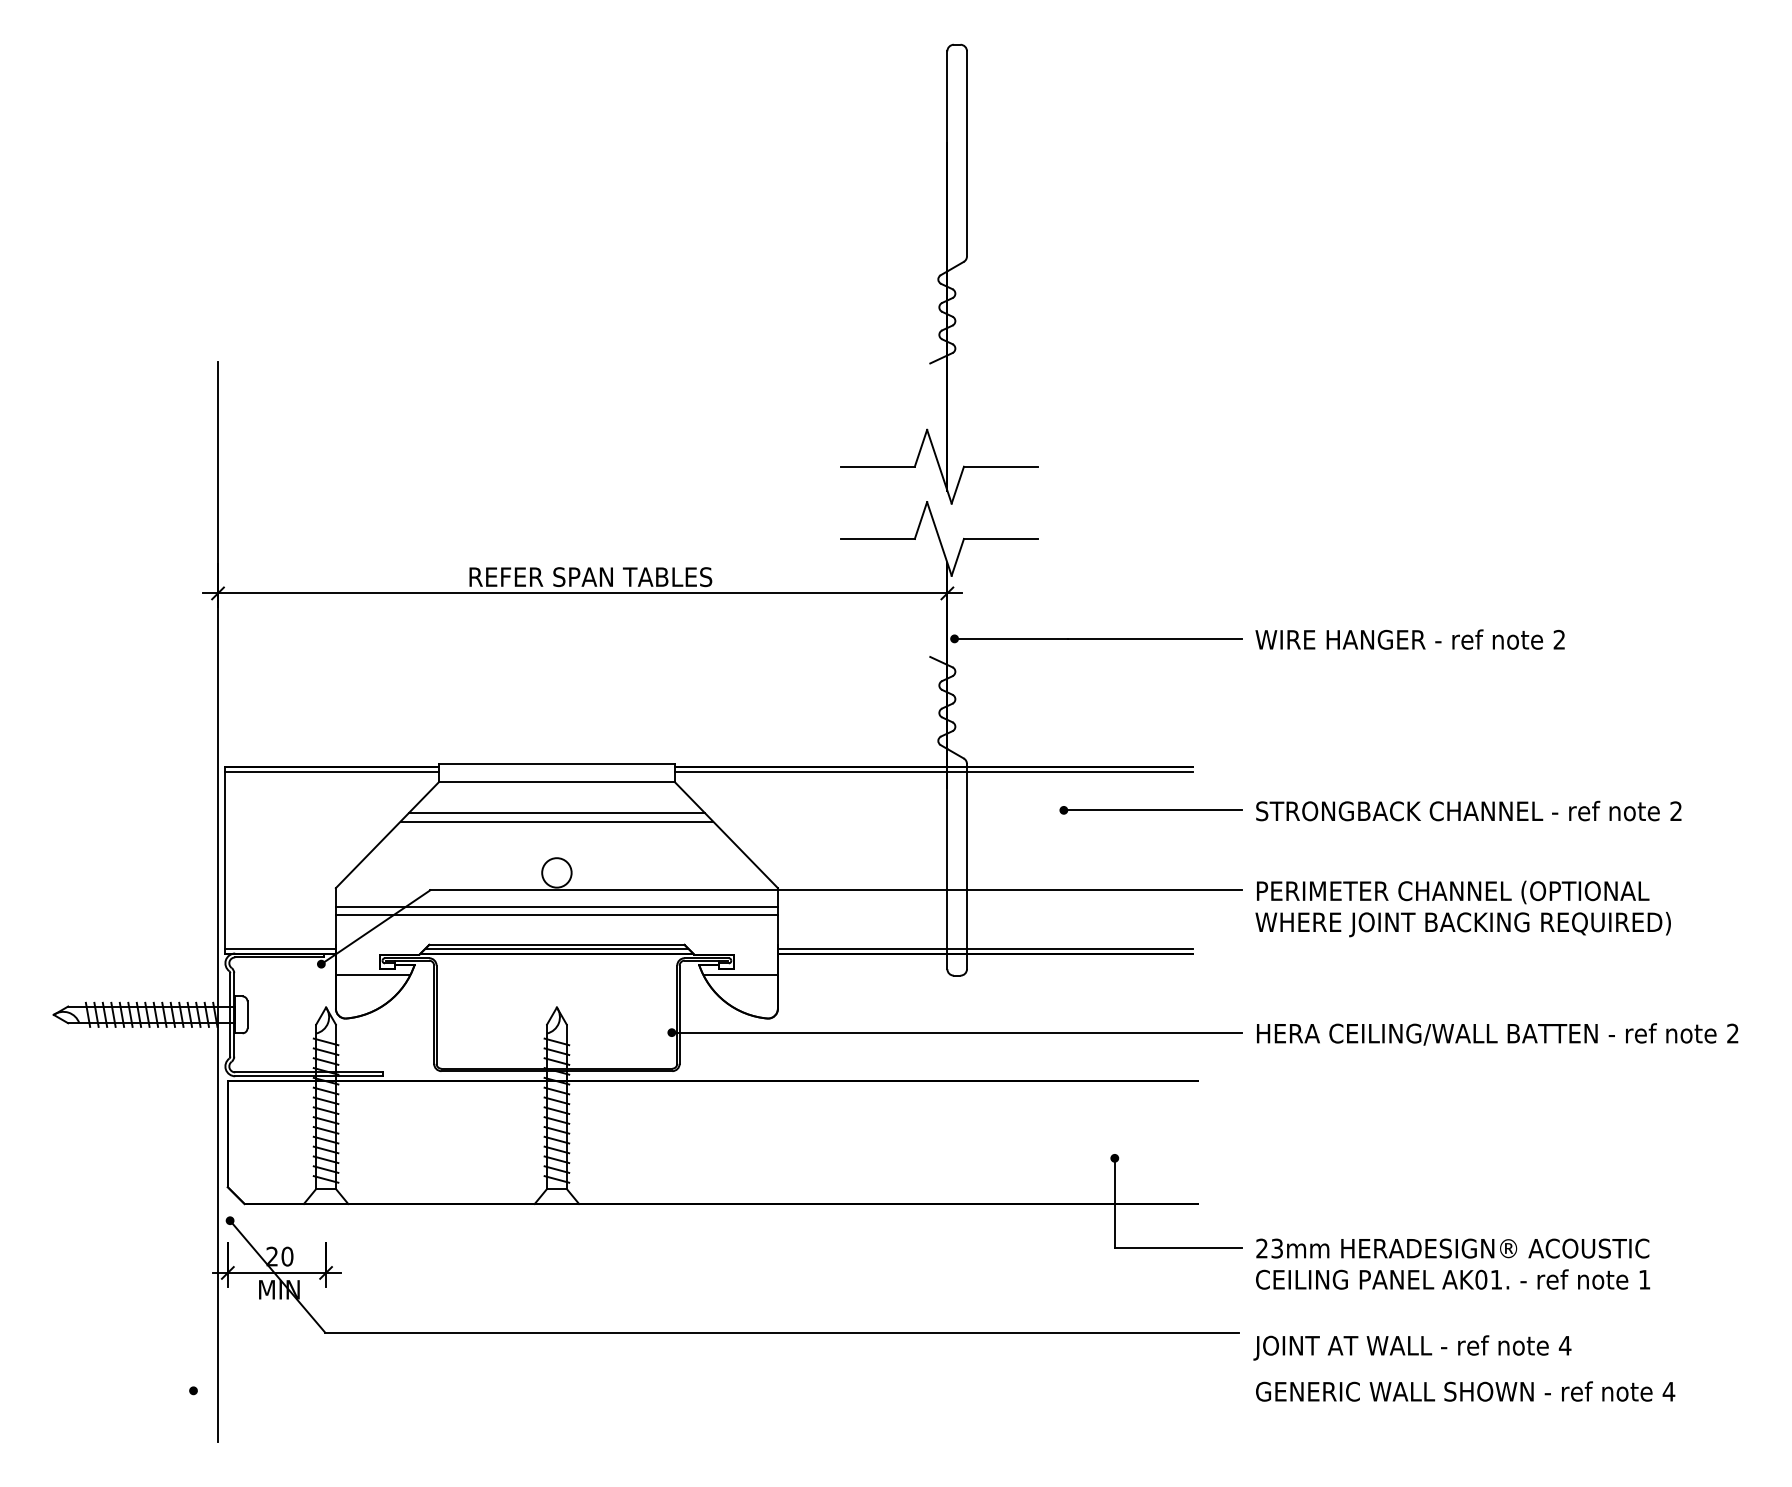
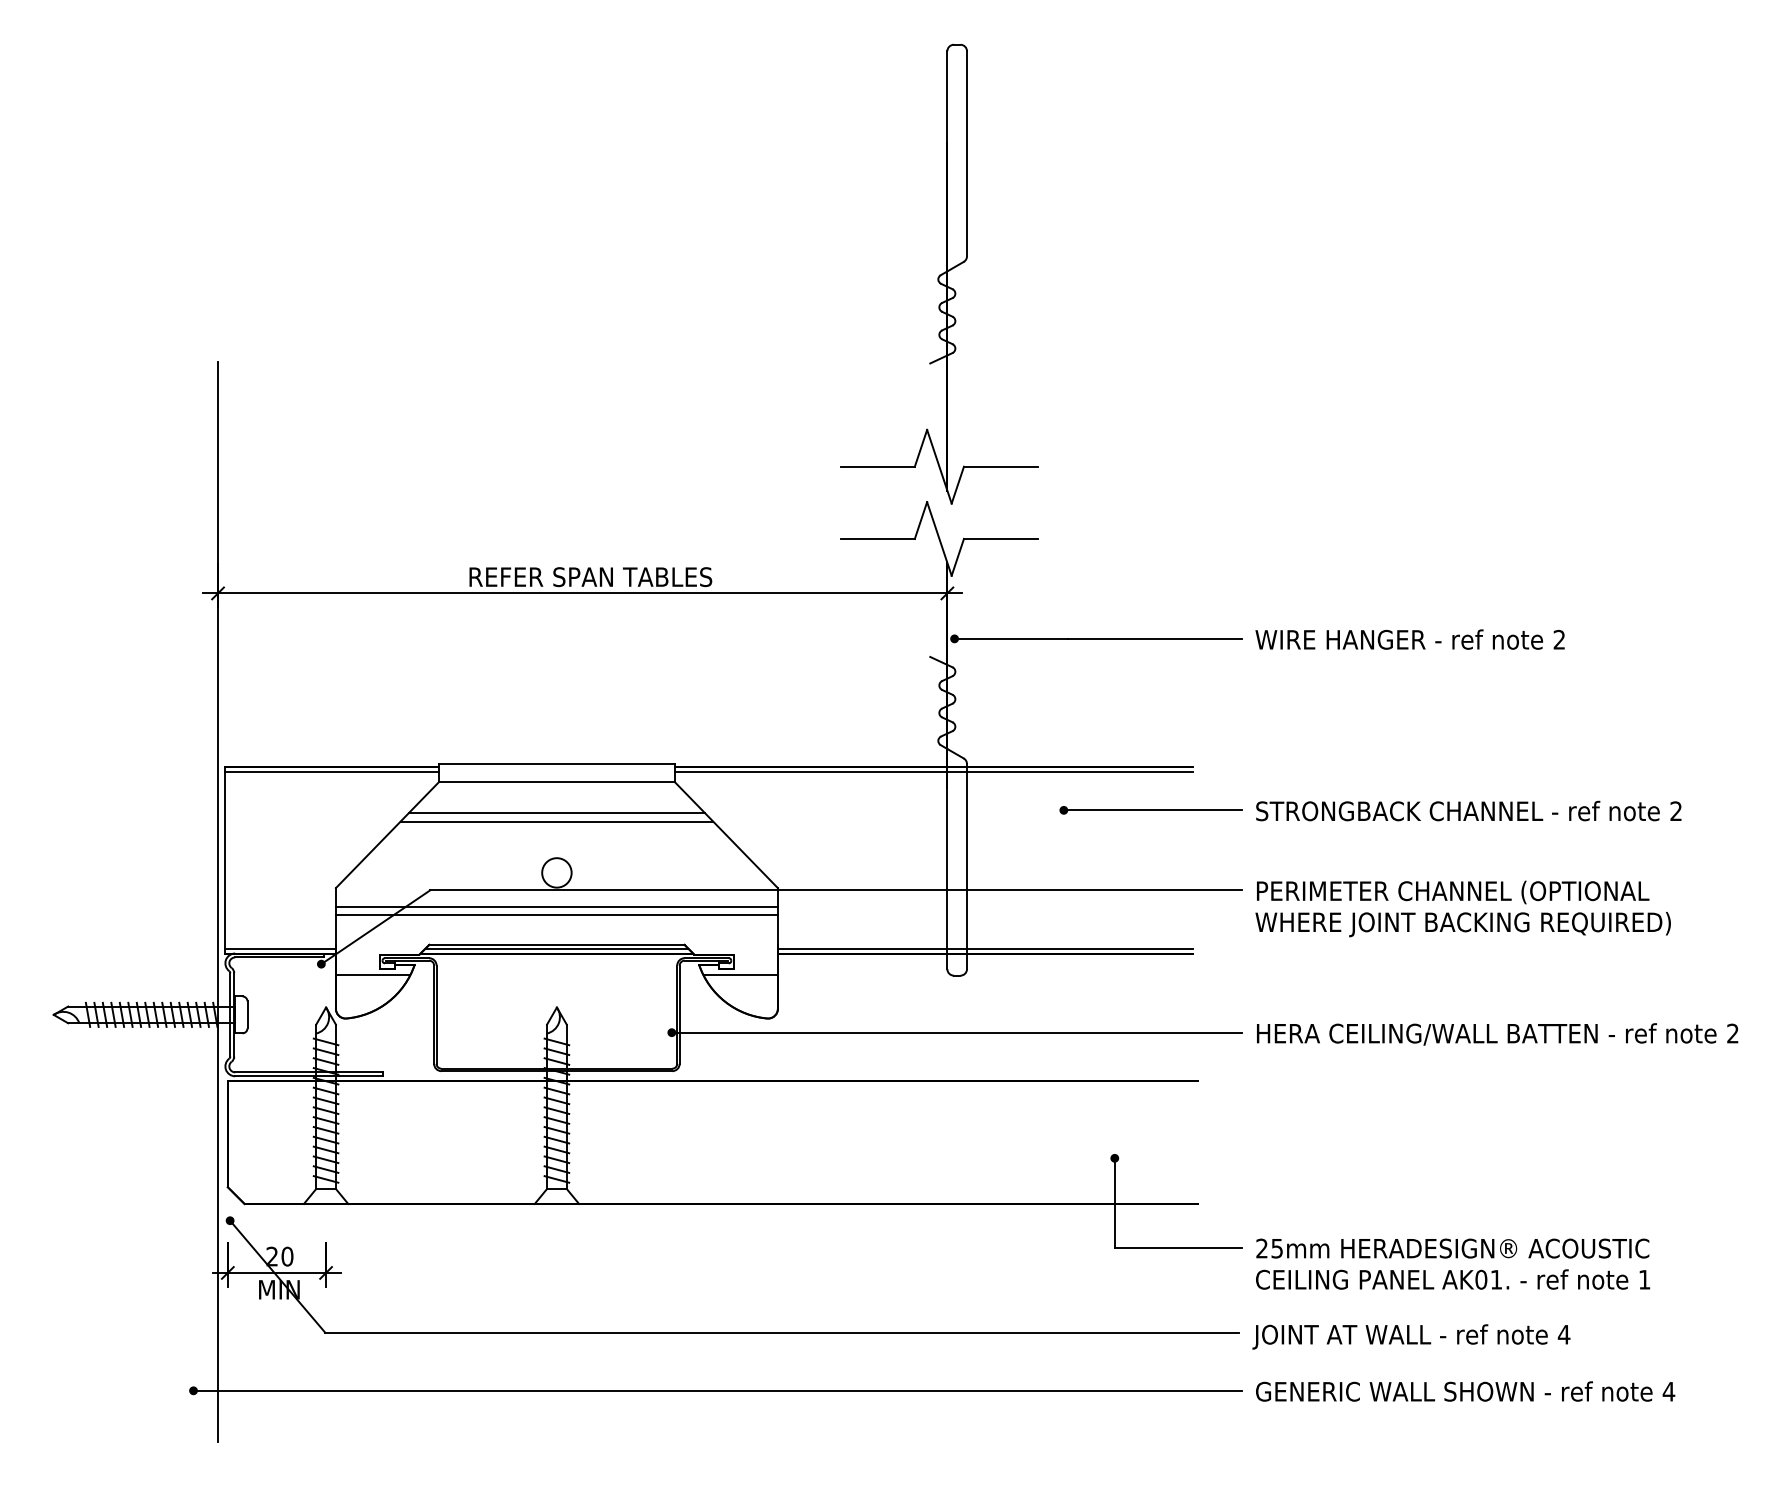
text: 23mm -> 25mm (1277, 1247)
text position: (1412, 1347) -> (1411, 1336) (1411, 1336)
line: none -> present (717, 1390)
